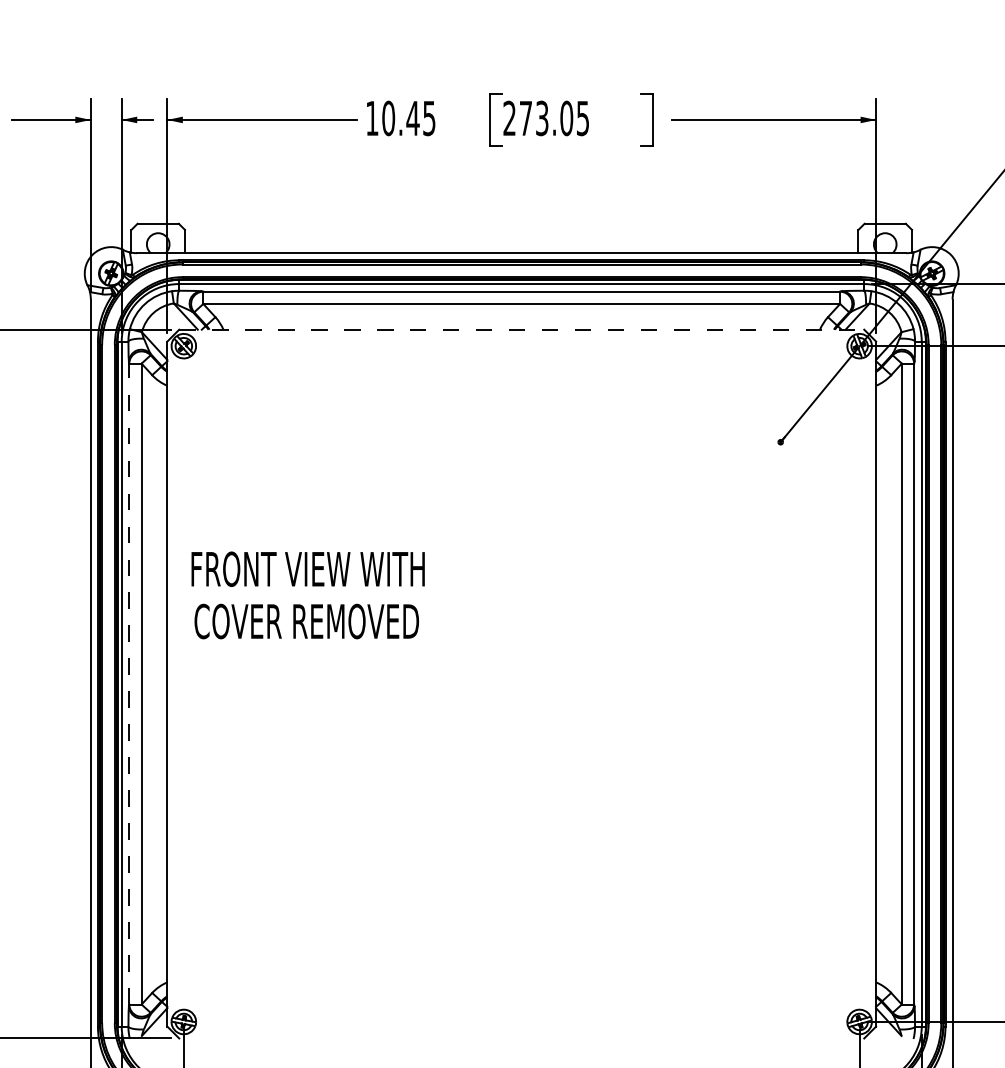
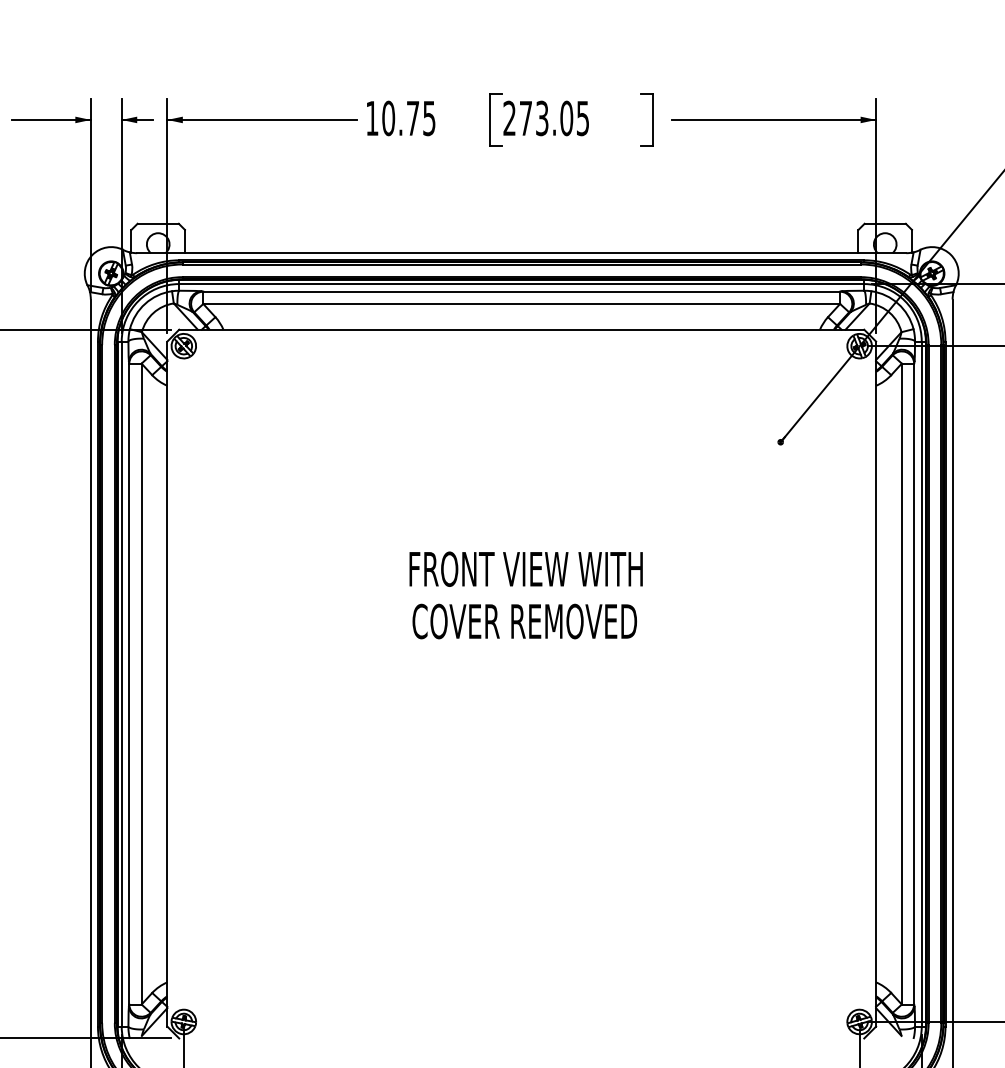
text: 10.45 -> 10.75 (412, 118)
line: dashed -> solid (521, 329)
text position: (307, 595) -> (525, 595) (525, 595)
line: dashed -> solid (129, 683)
